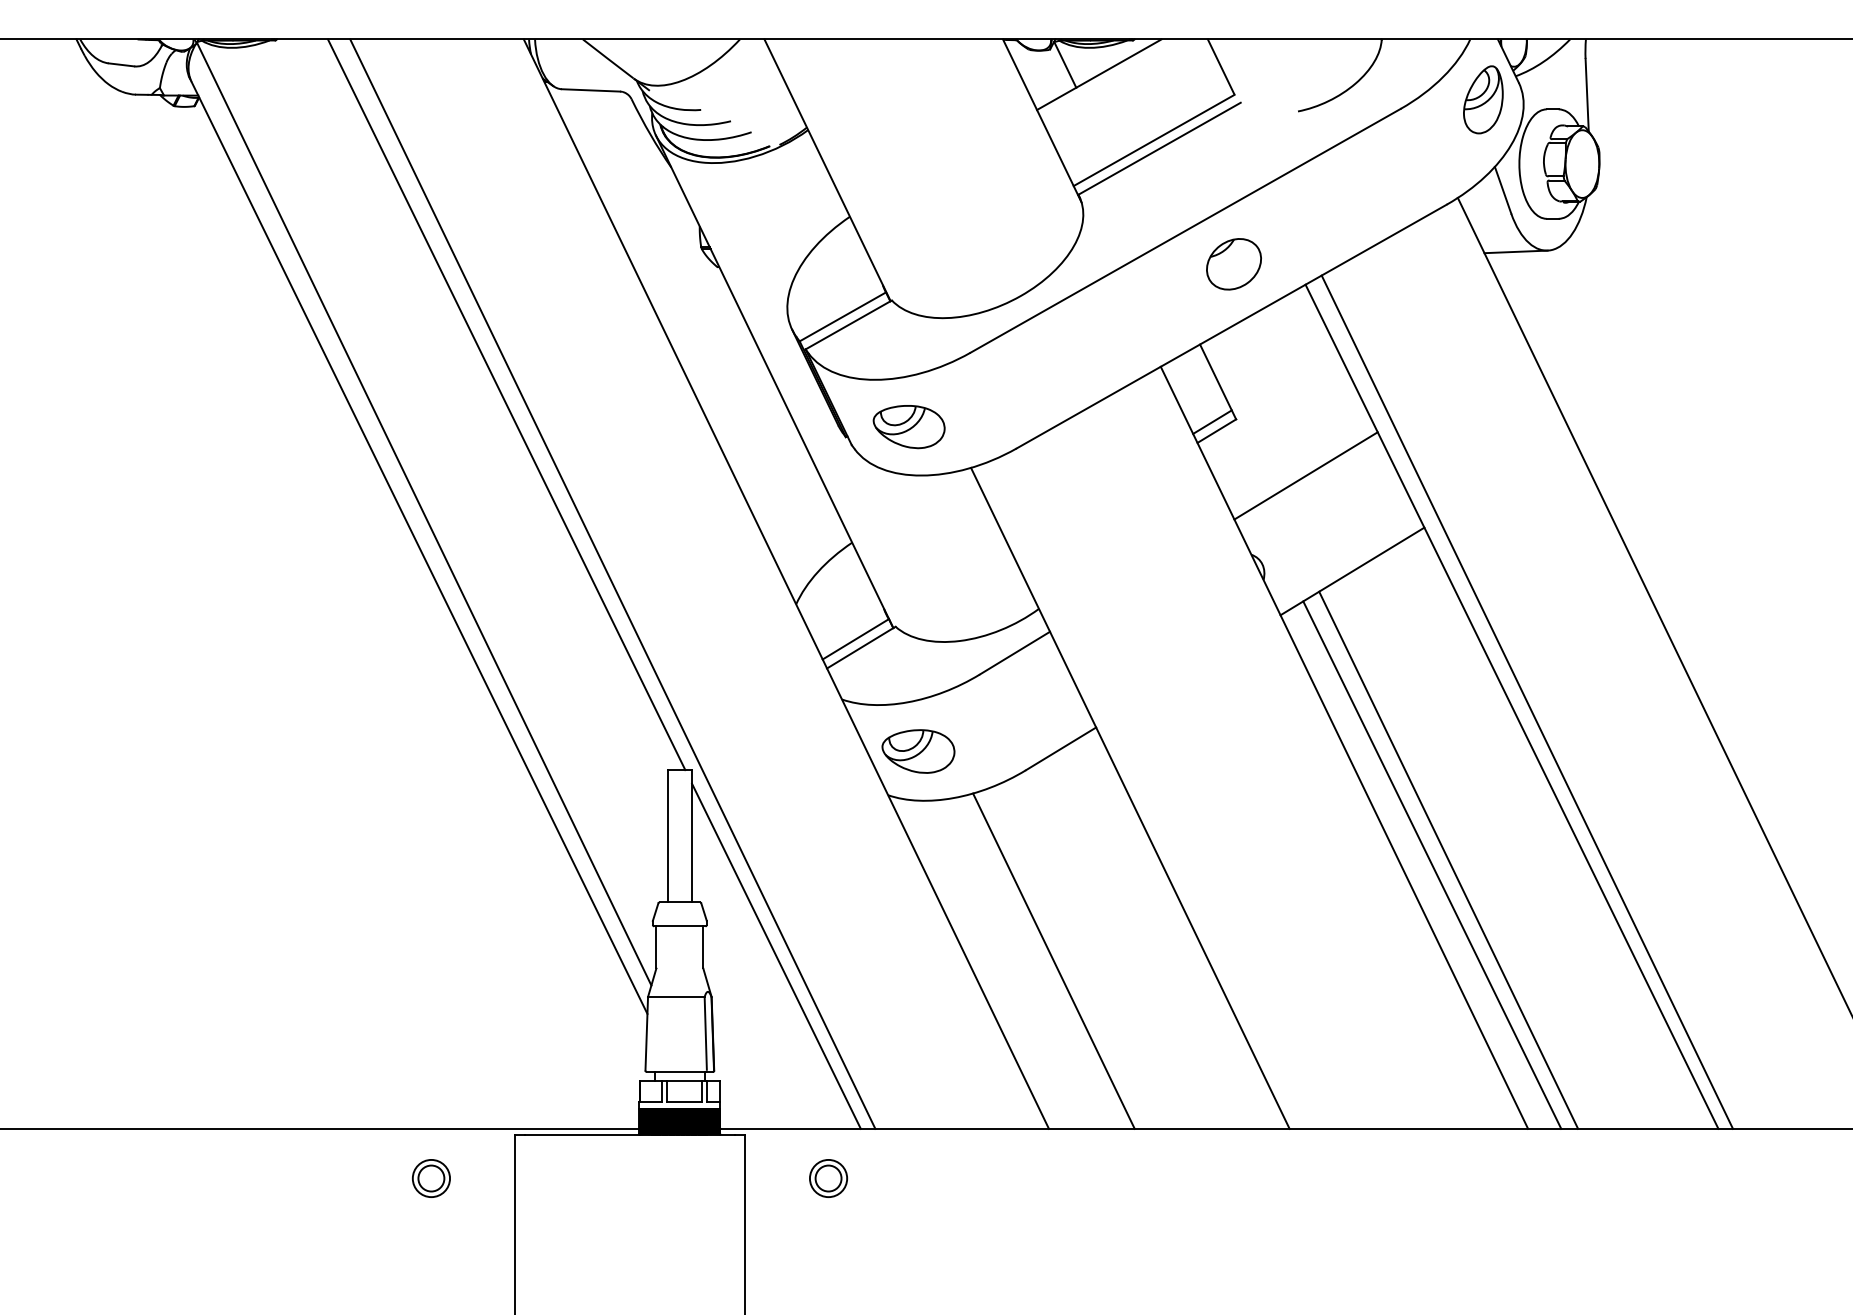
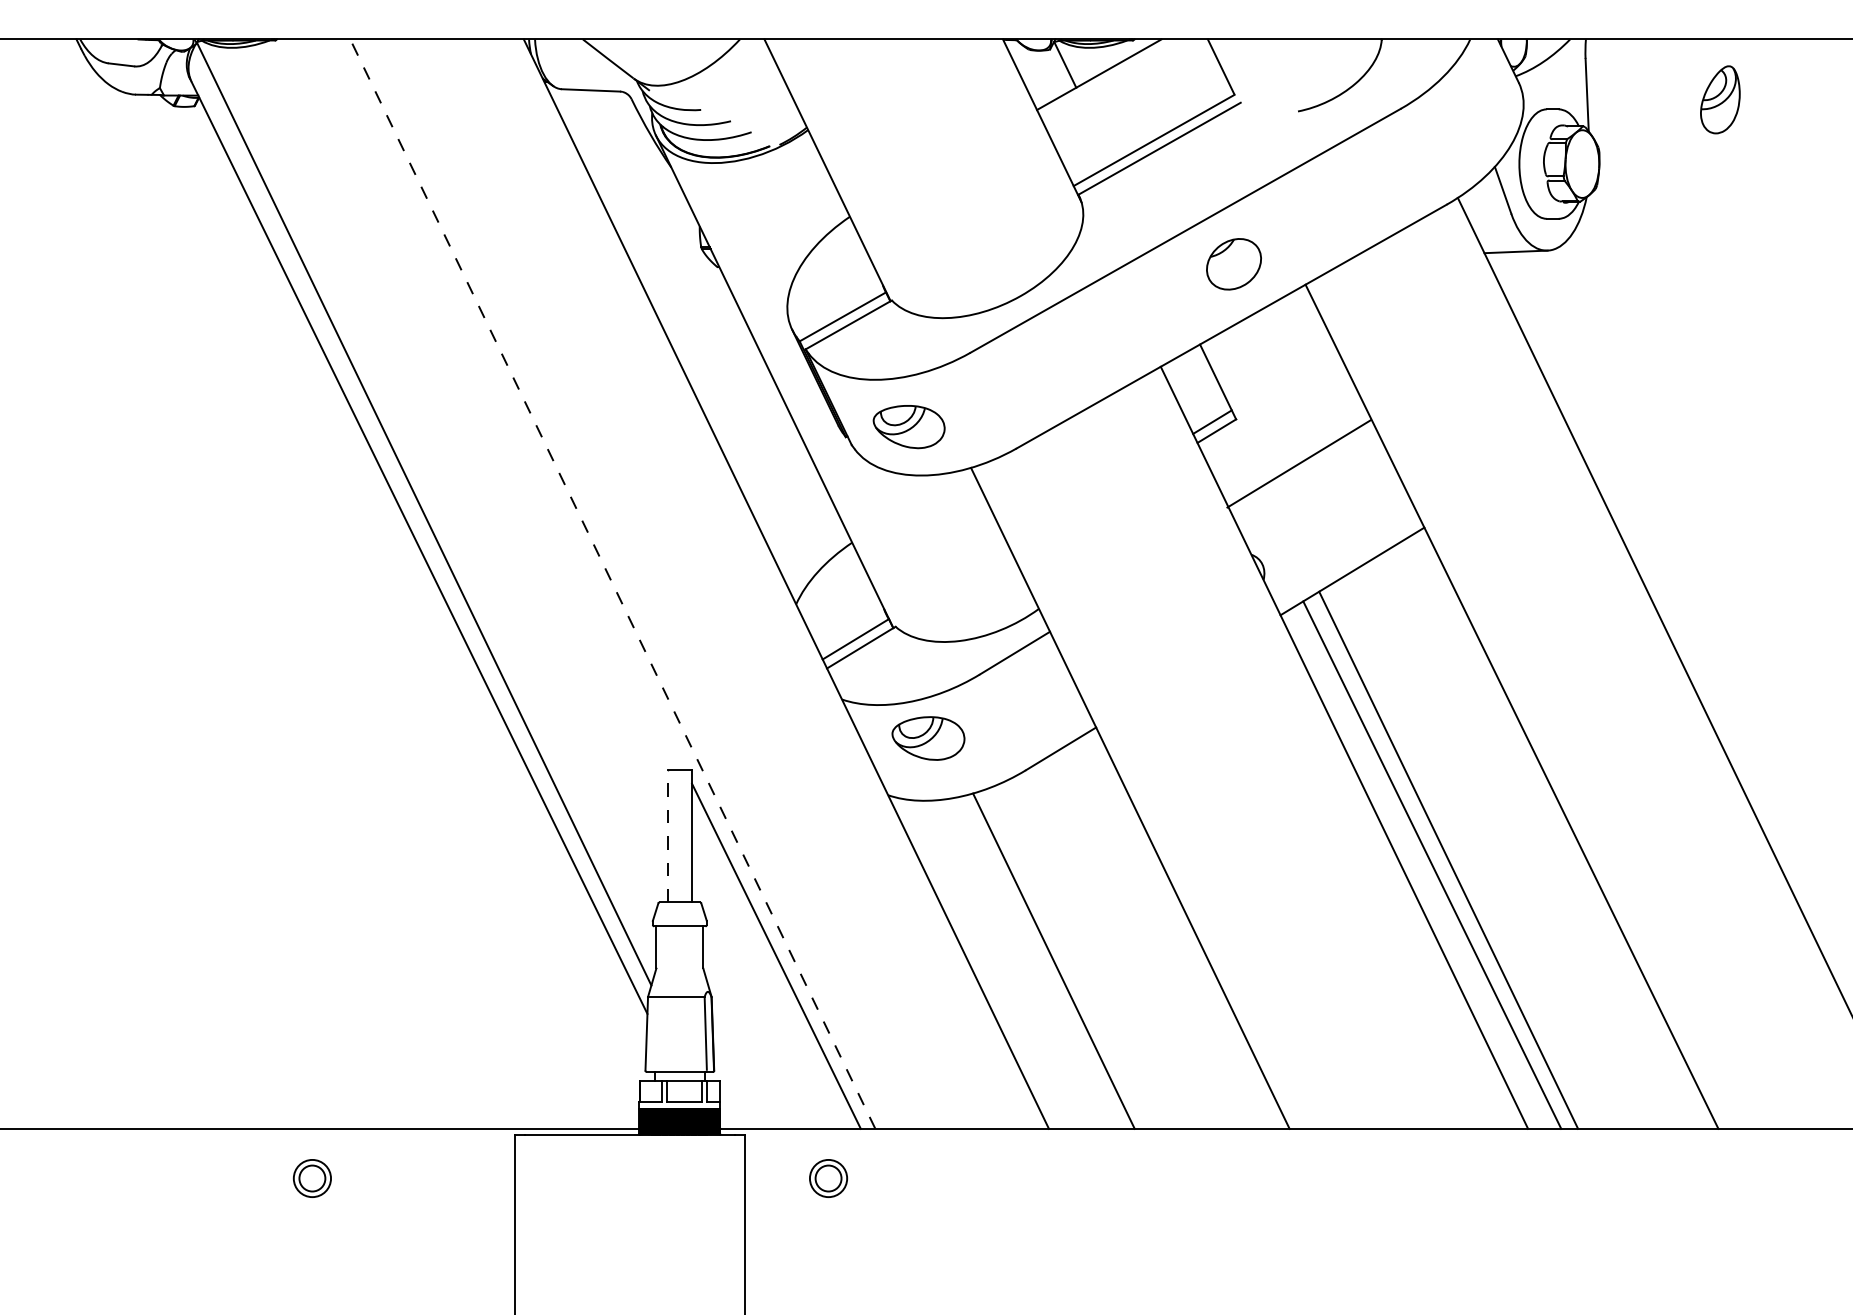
part position: (1483, 99) -> (1720, 99) (1720, 99)
line: present -> none (506, 404)
line position: (1305, 475) -> (1298, 463) (1298, 463)
line: solid -> dashed (612, 584)
line: present -> none (1527, 701)
part position: (918, 751) -> (928, 738) (928, 738)
line: solid -> dashed (667, 835)
part position: (430, 1178) -> (311, 1178) (311, 1178)
